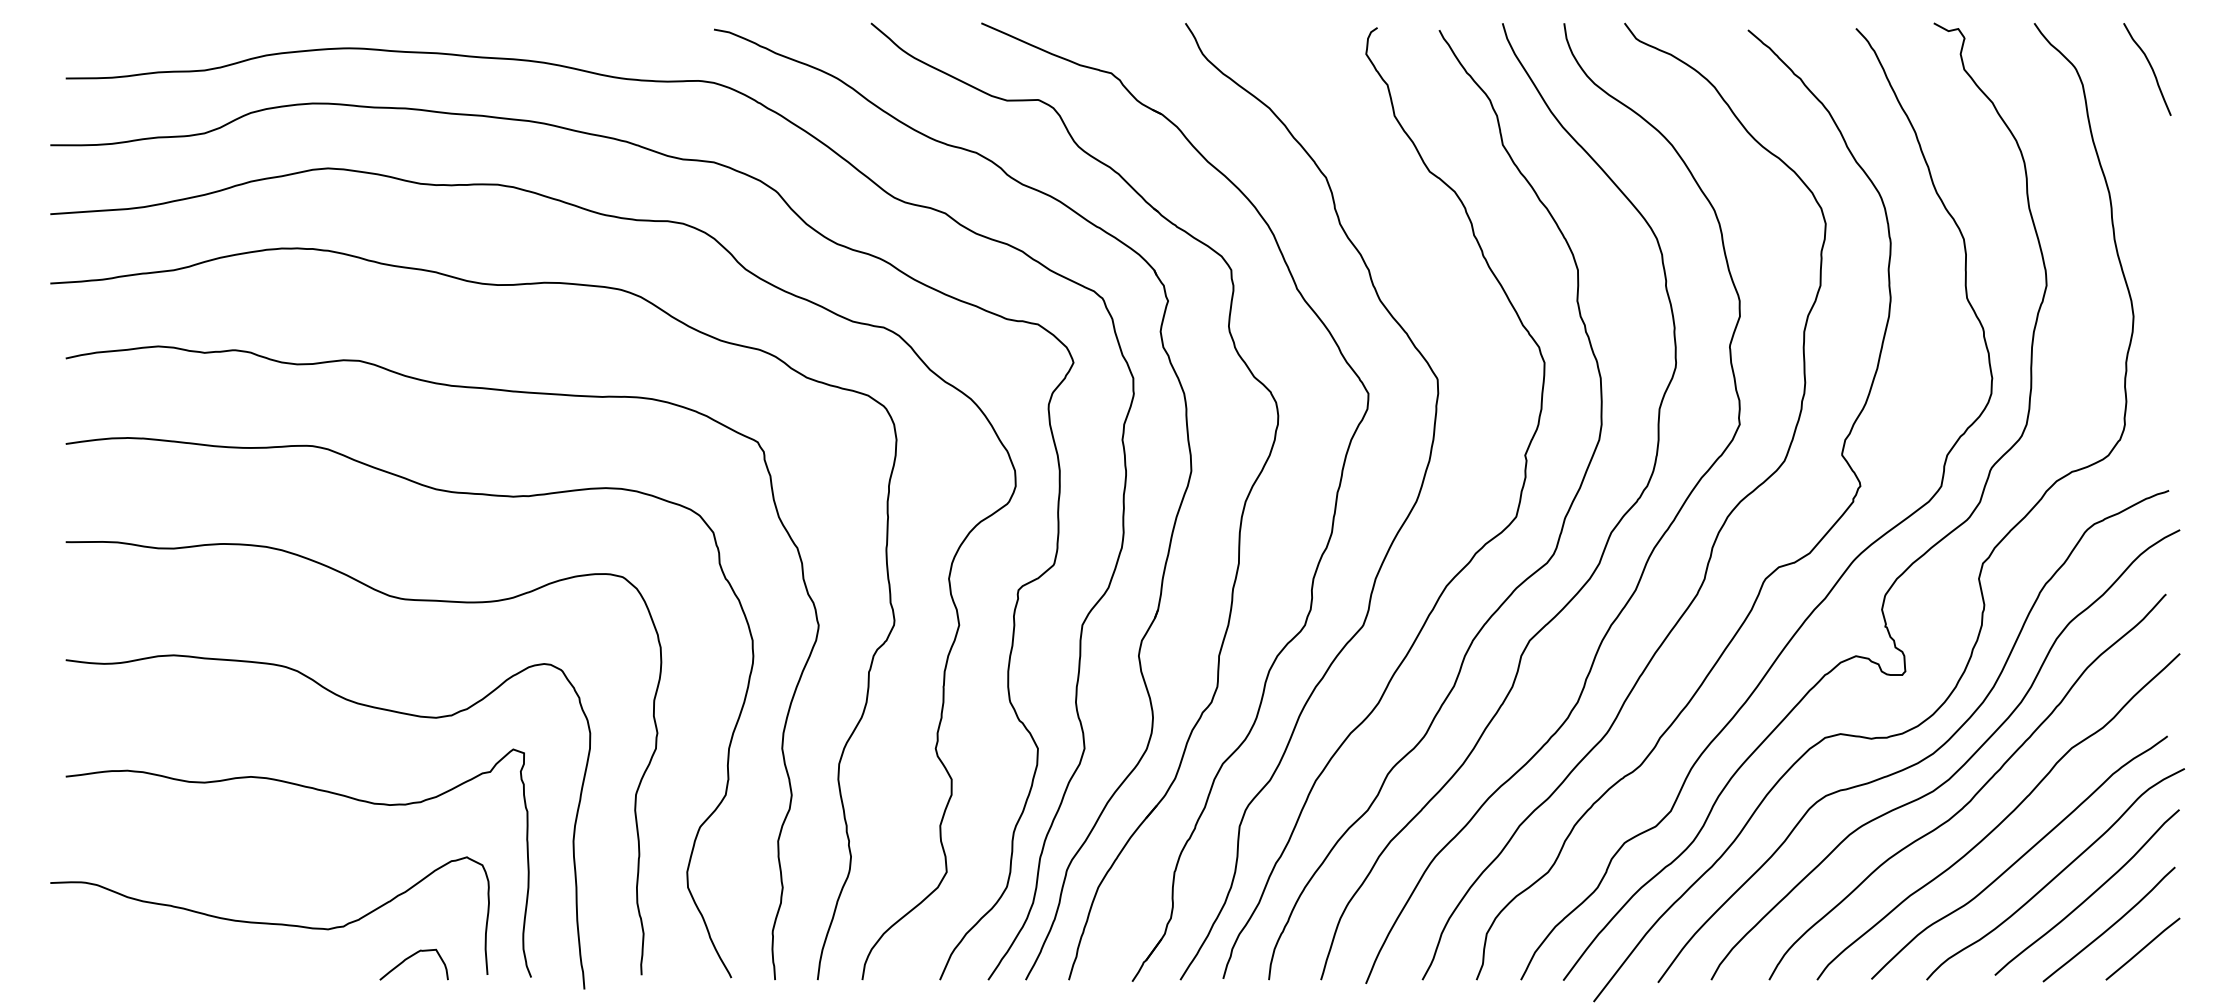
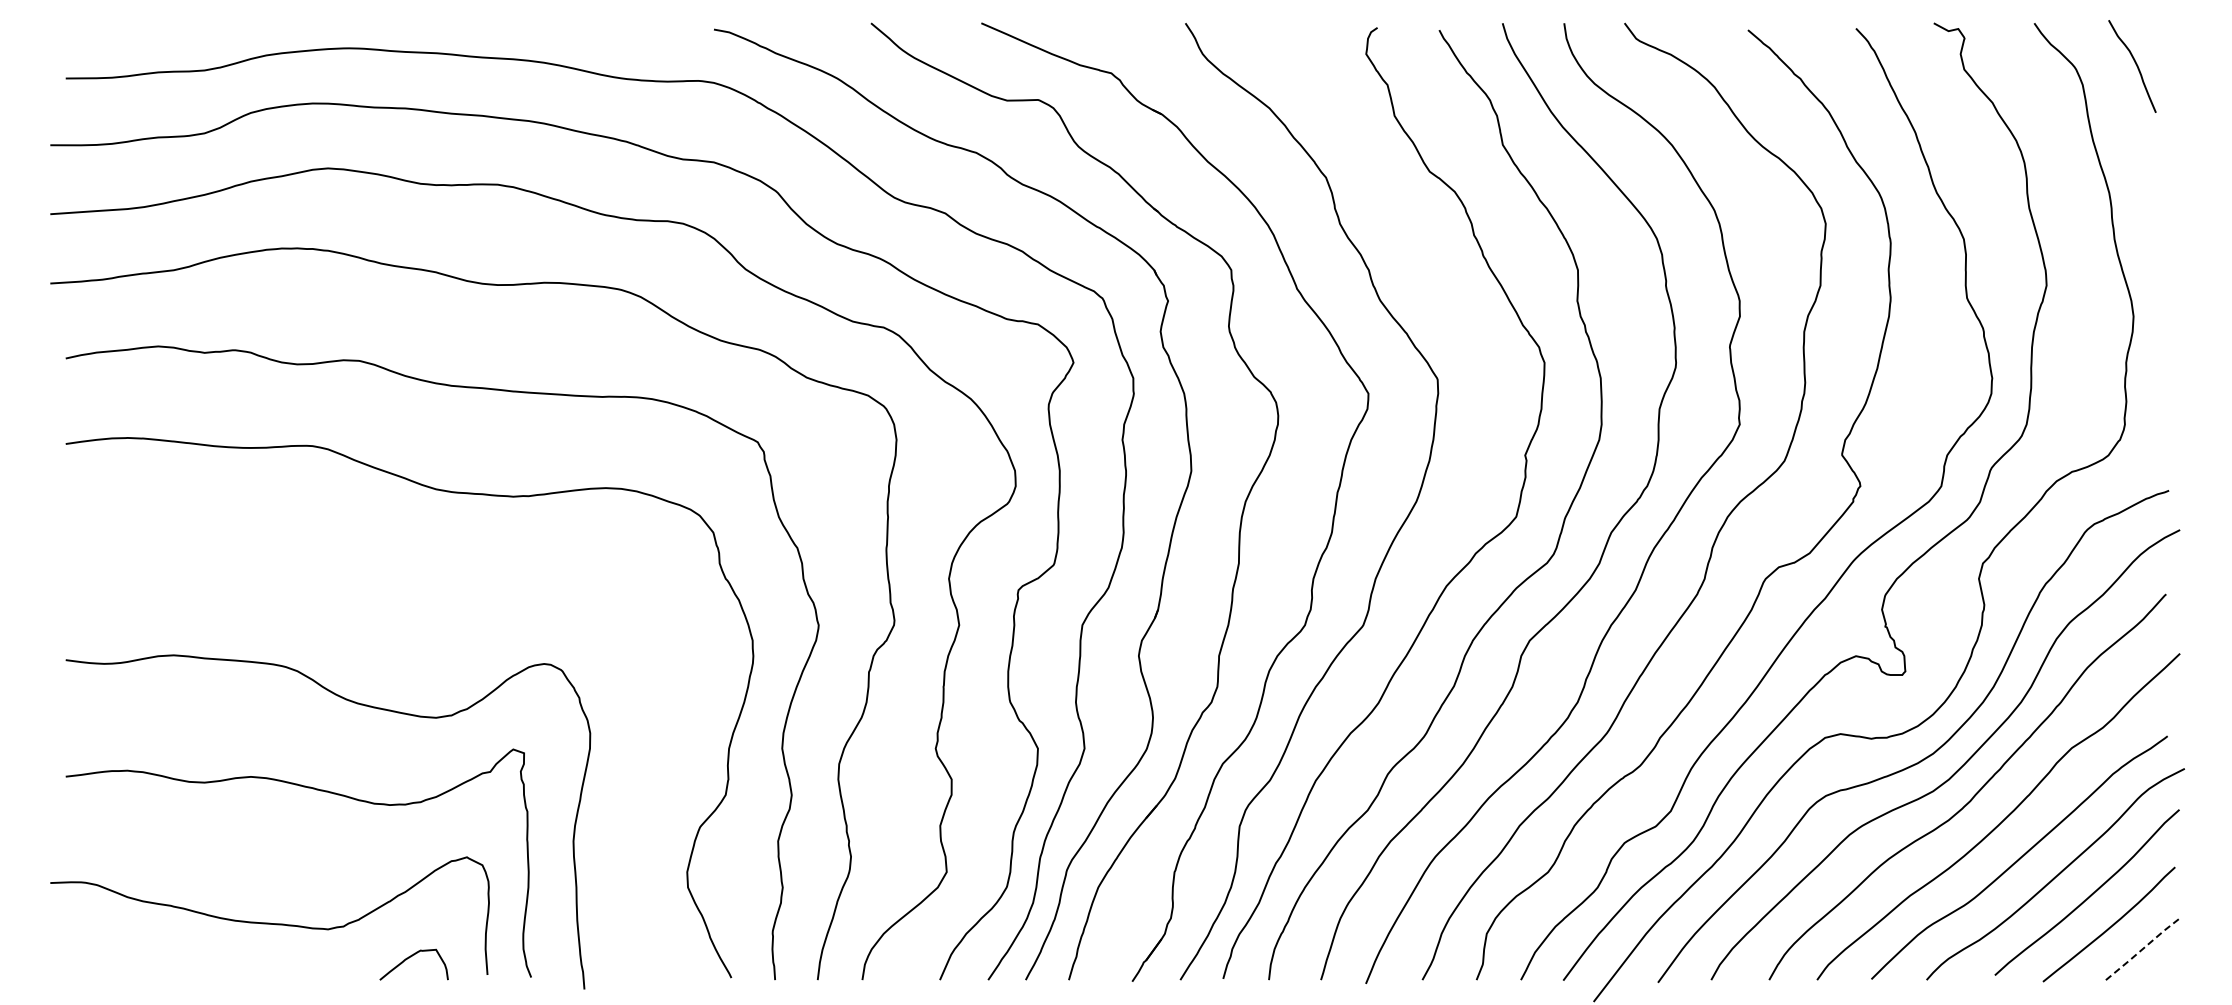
curve position: (2150, 67) -> (2135, 64) (2135, 64)
curve: present -> none (399, 599)
line: solid -> dashed (2143, 948)
